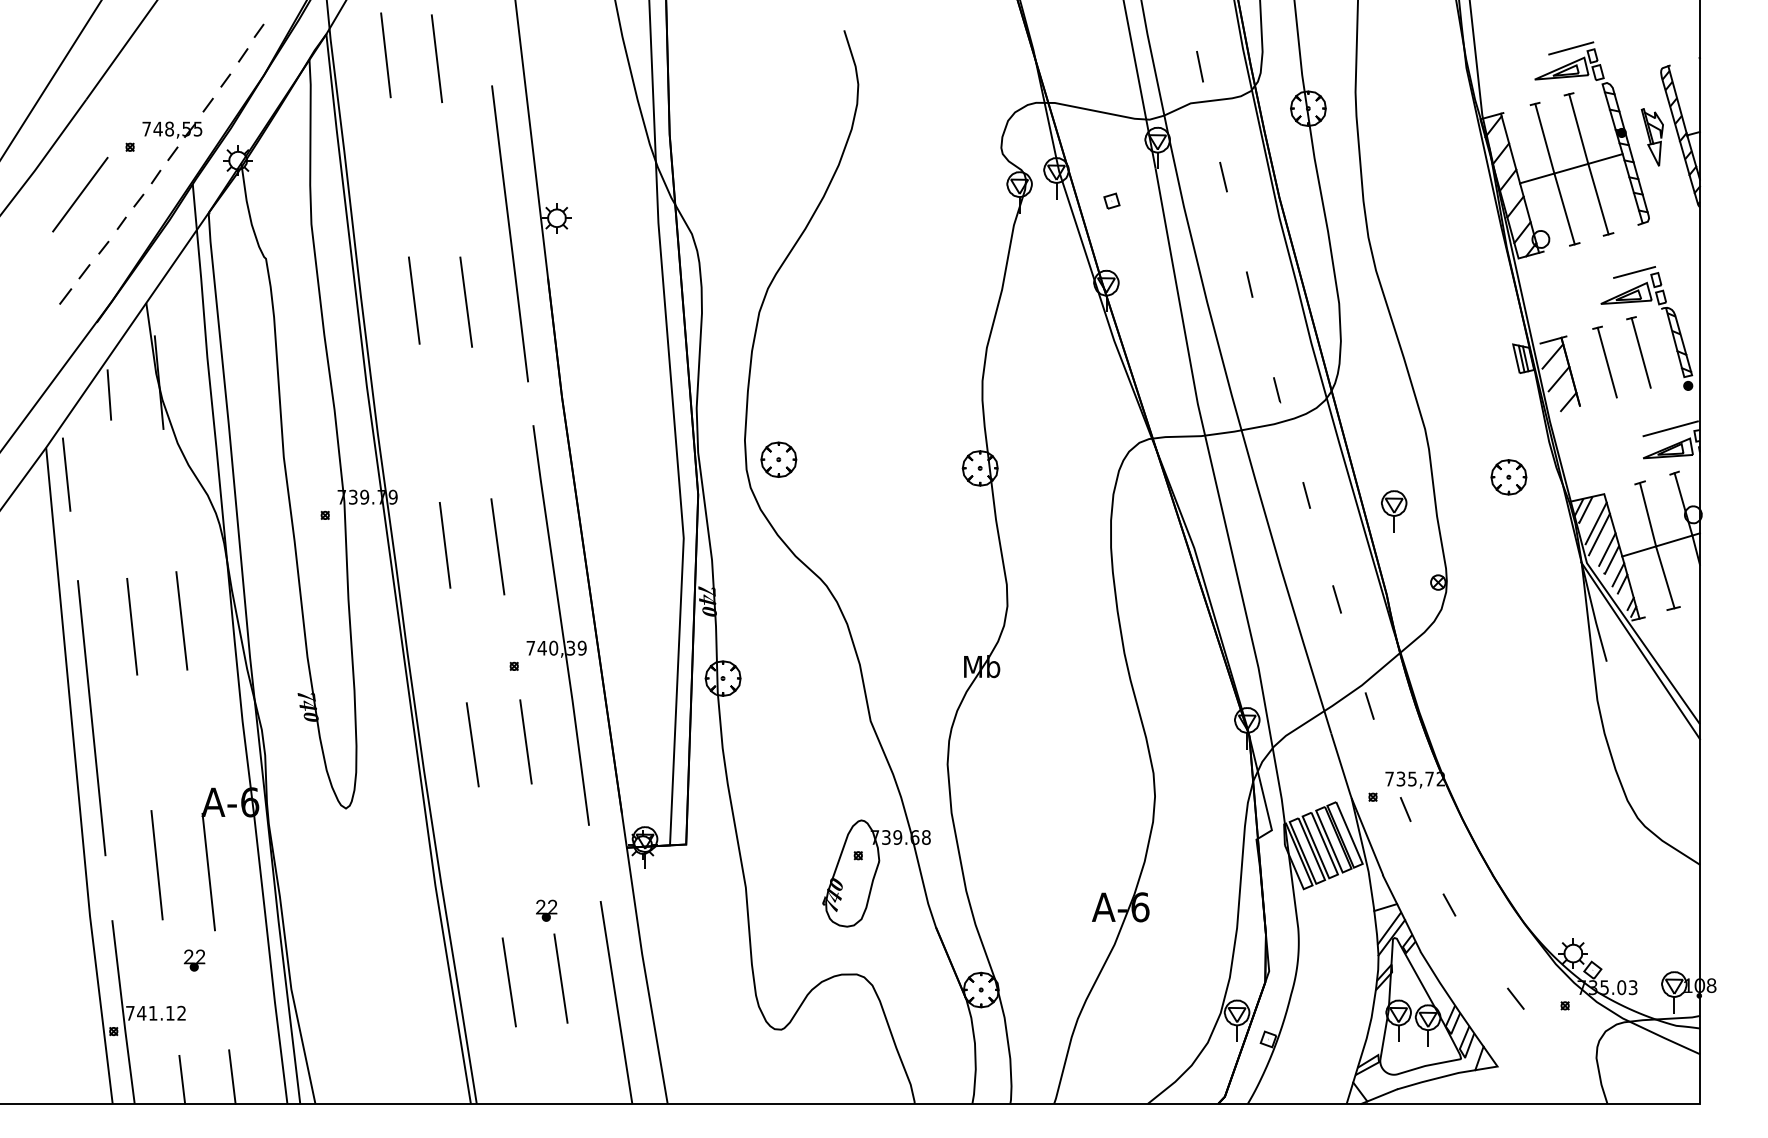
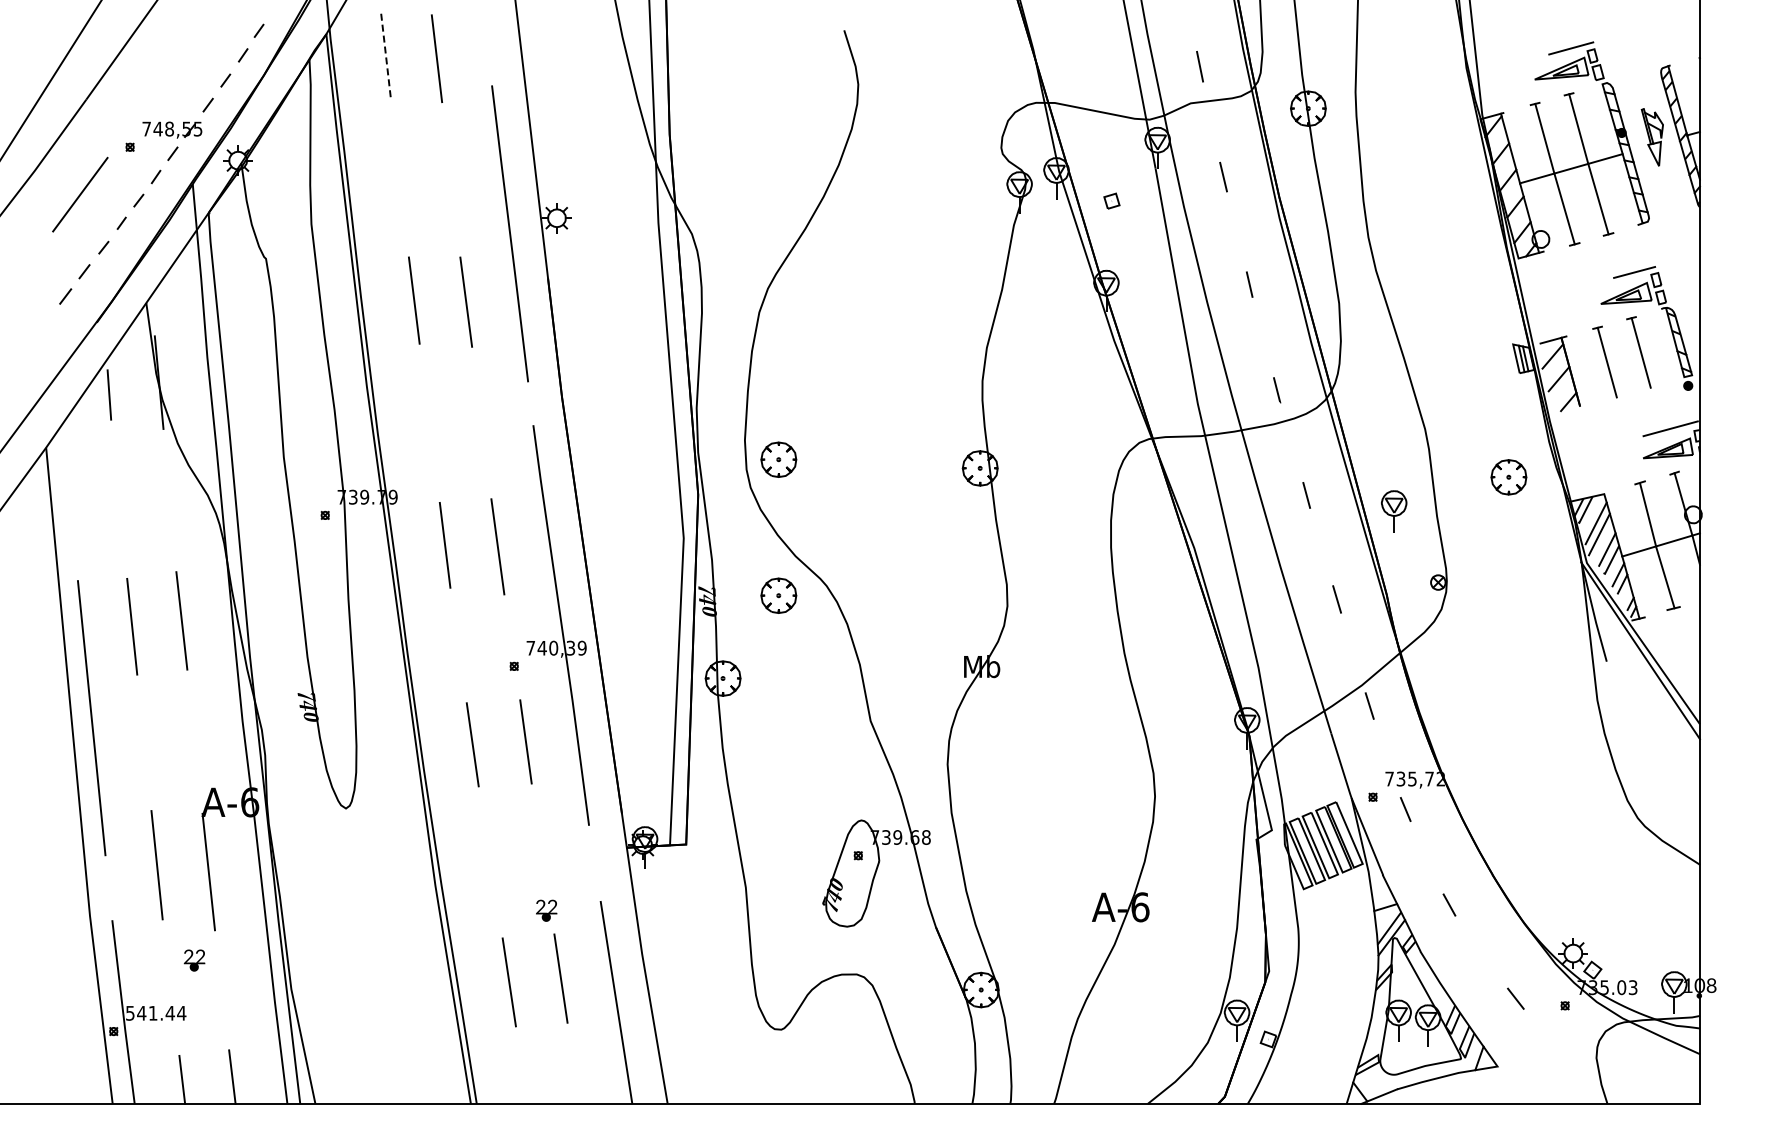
line: solid -> dashed (385, 54)
line: present -> none (66, 474)
part: none -> present (778, 595)
text: 741.12 -> 541.44 (156, 1012)
